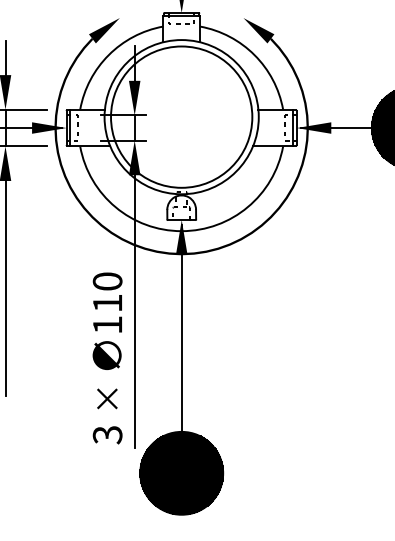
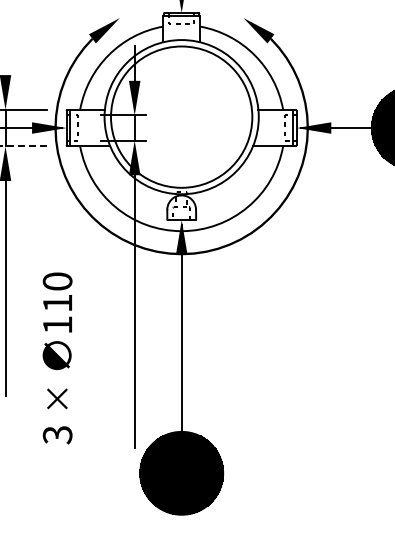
line: present -> none (5, 57)
line: solid -> dashed (23, 146)
text position: (107, 358) -> (57, 358) (57, 358)
